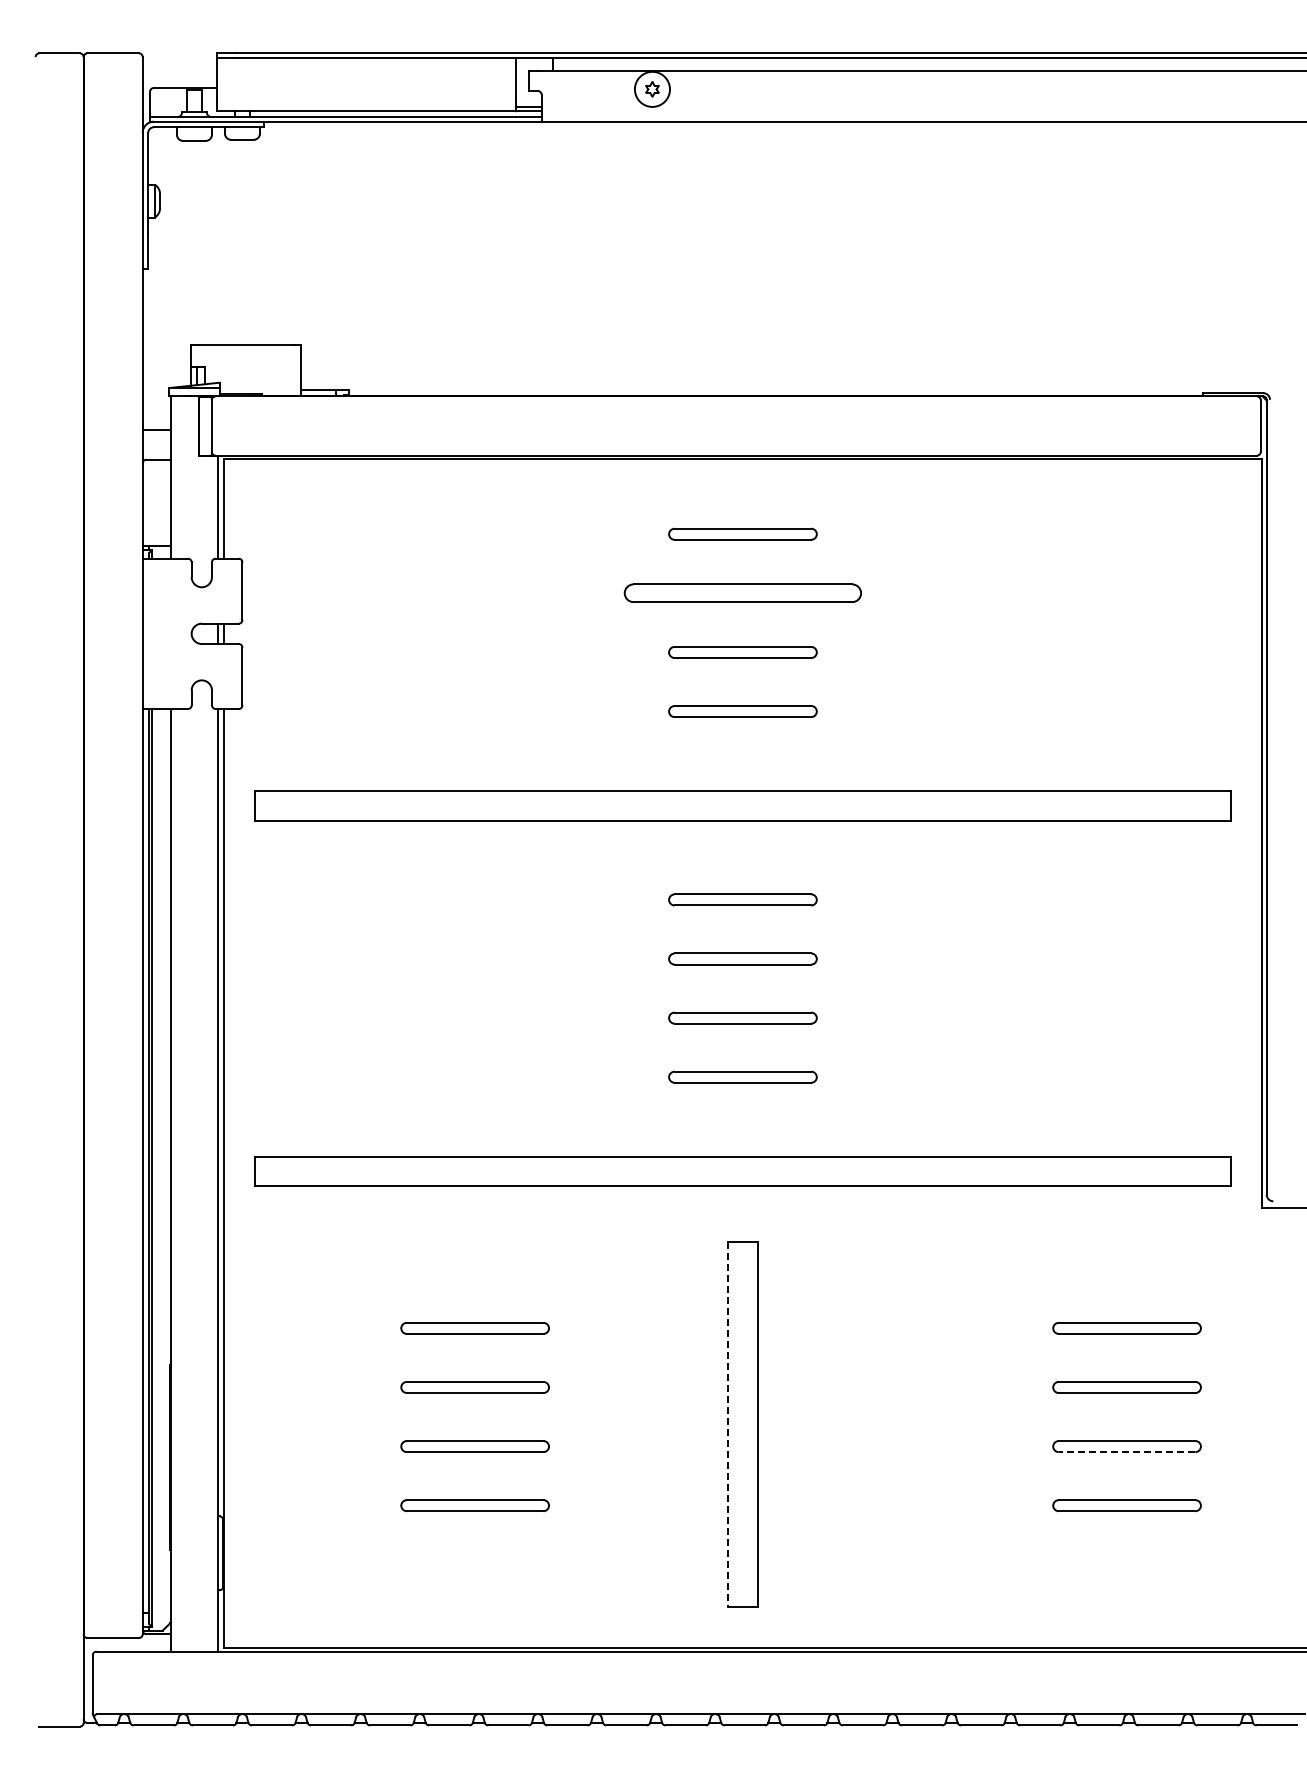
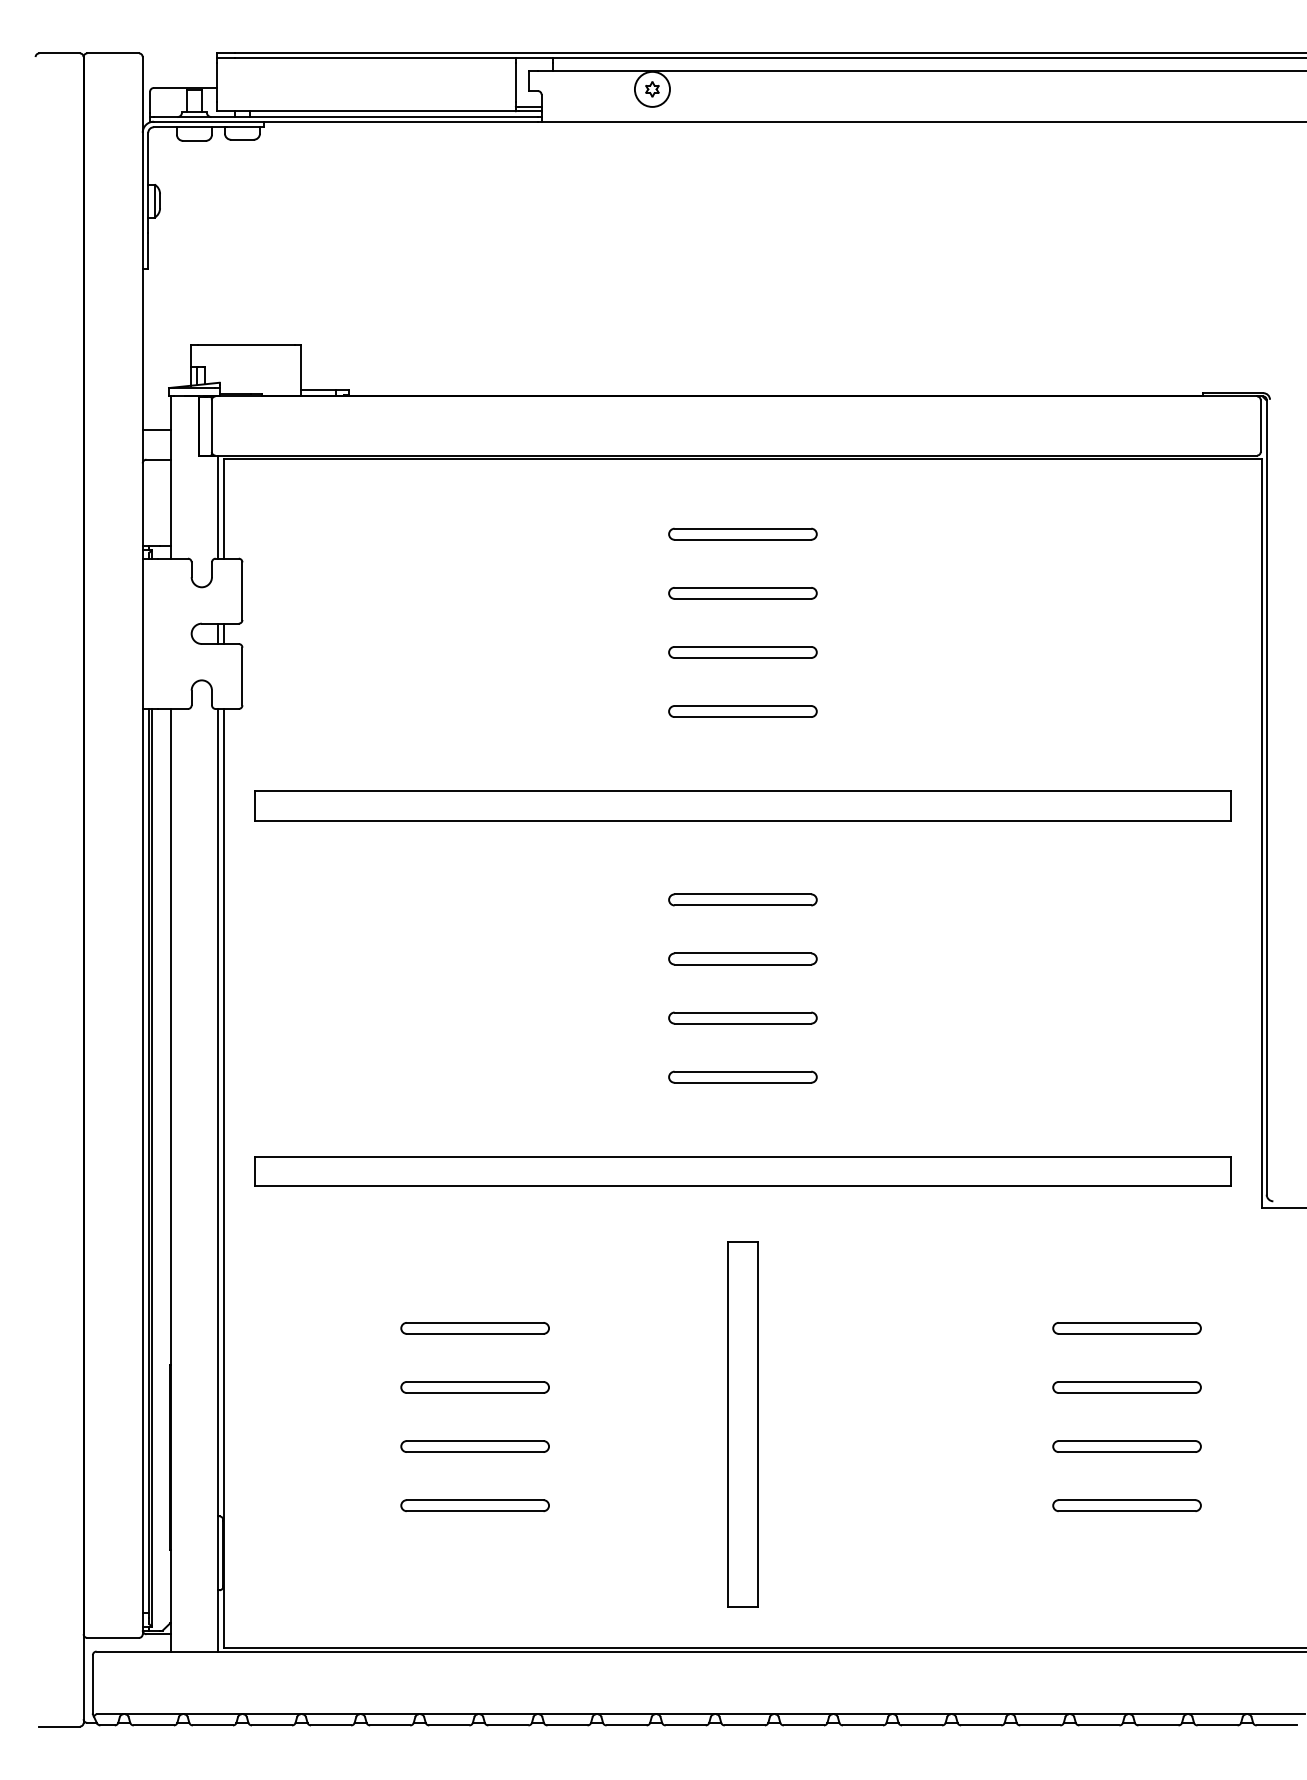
part size: 239x20 px -> 150x13 px (742, 593)
line: dashed -> solid (728, 1424)
line: dashed -> solid (1126, 1452)
